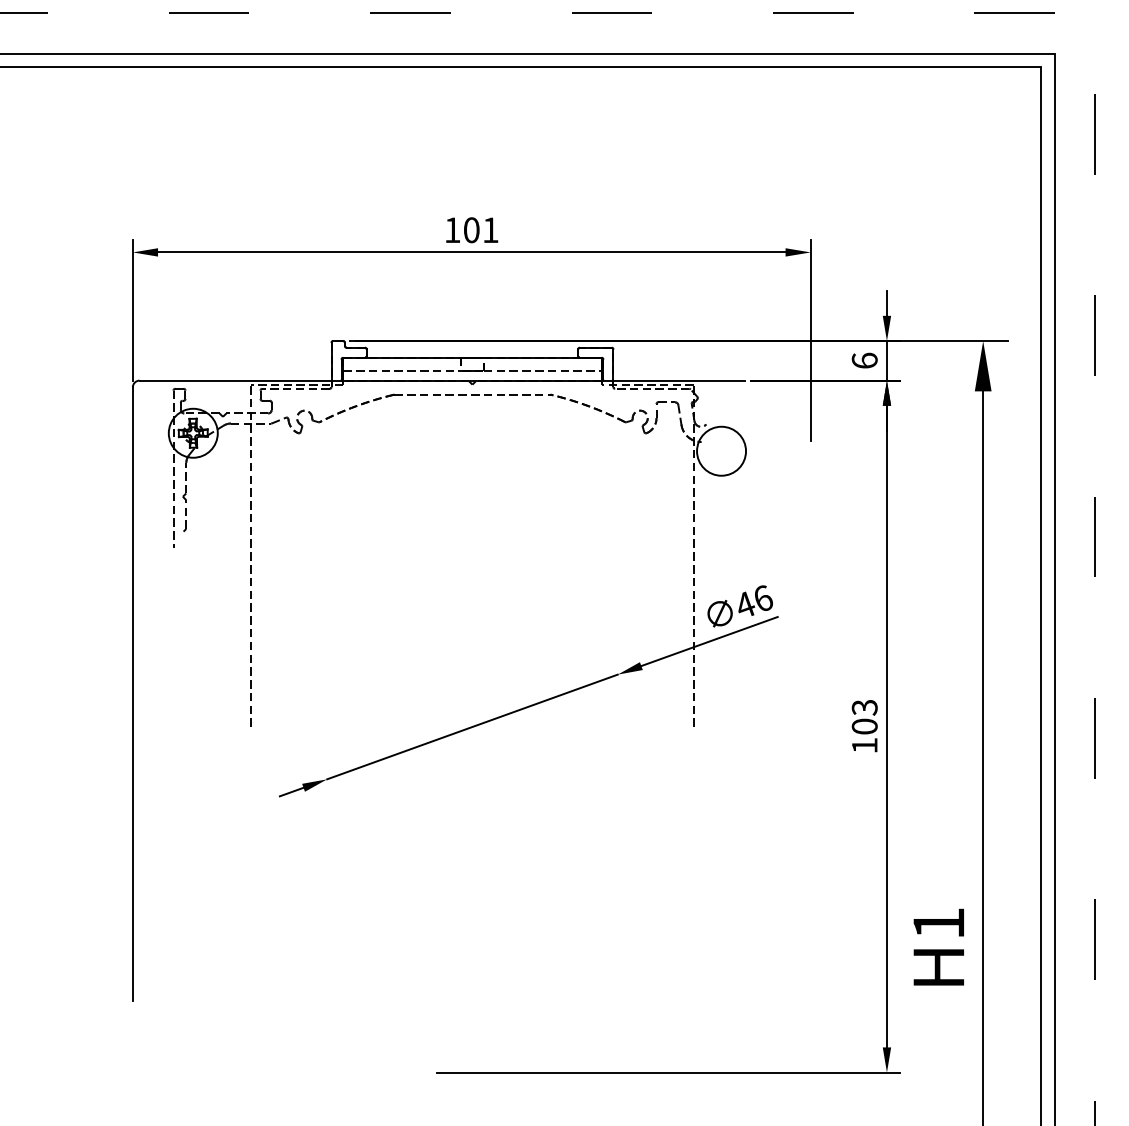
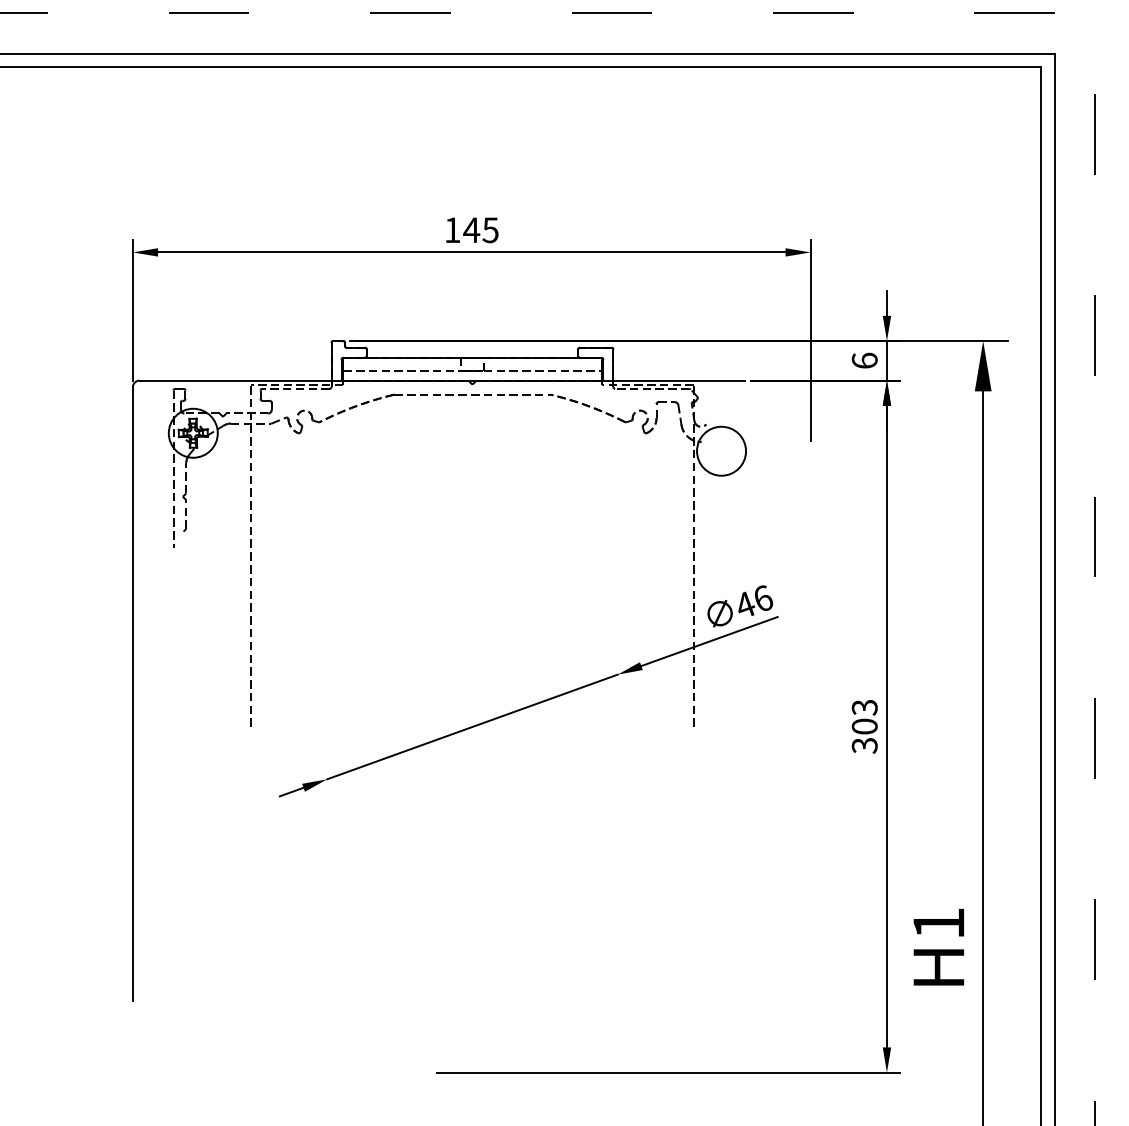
text: 101 -> 145 (480, 230)
text: 103 -> 303 (864, 745)
